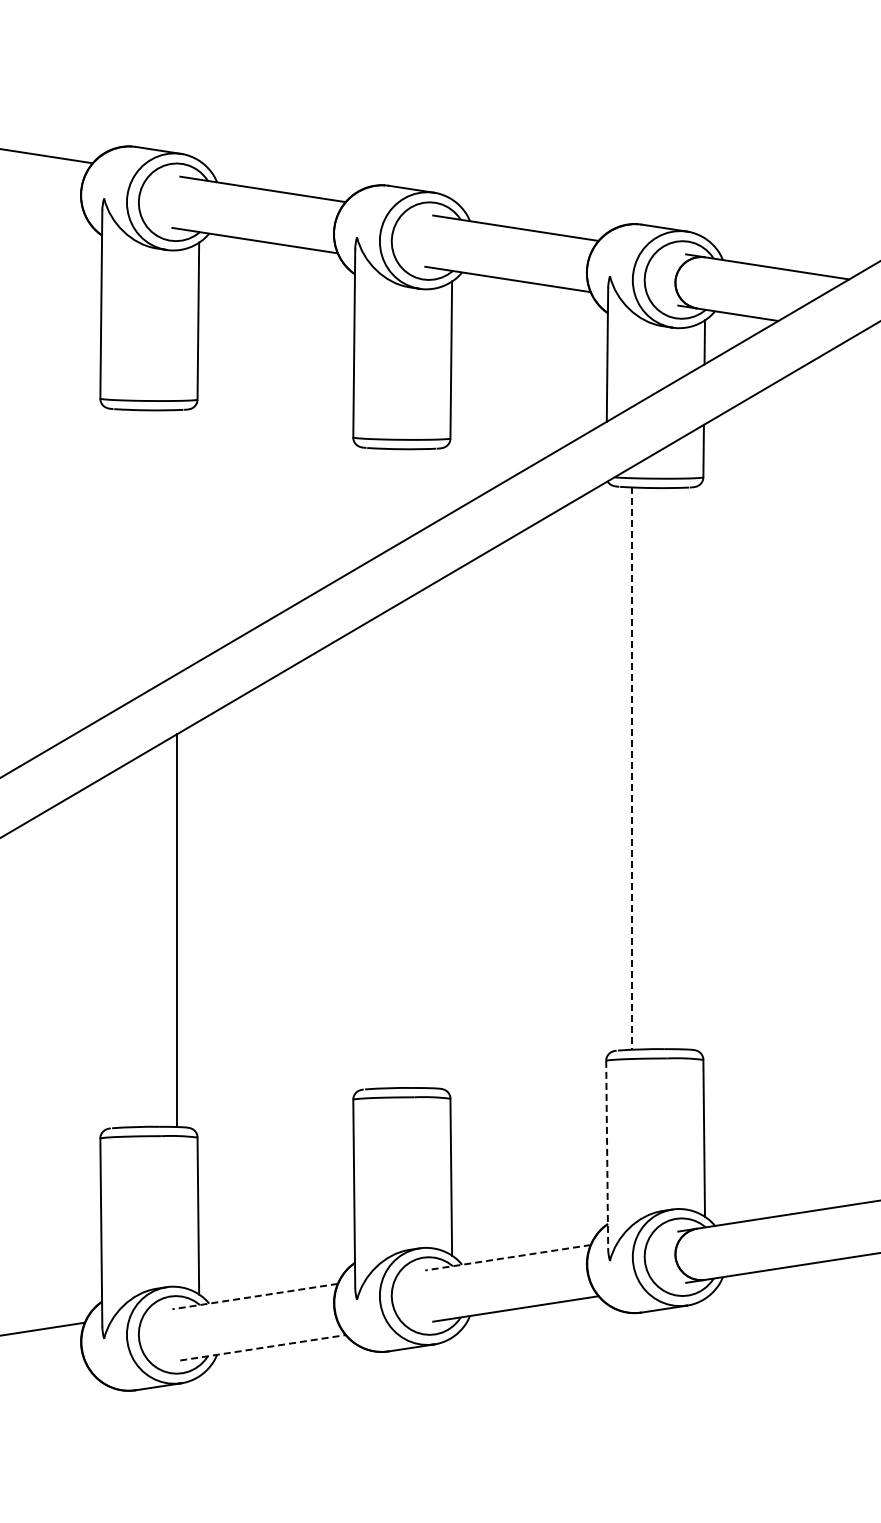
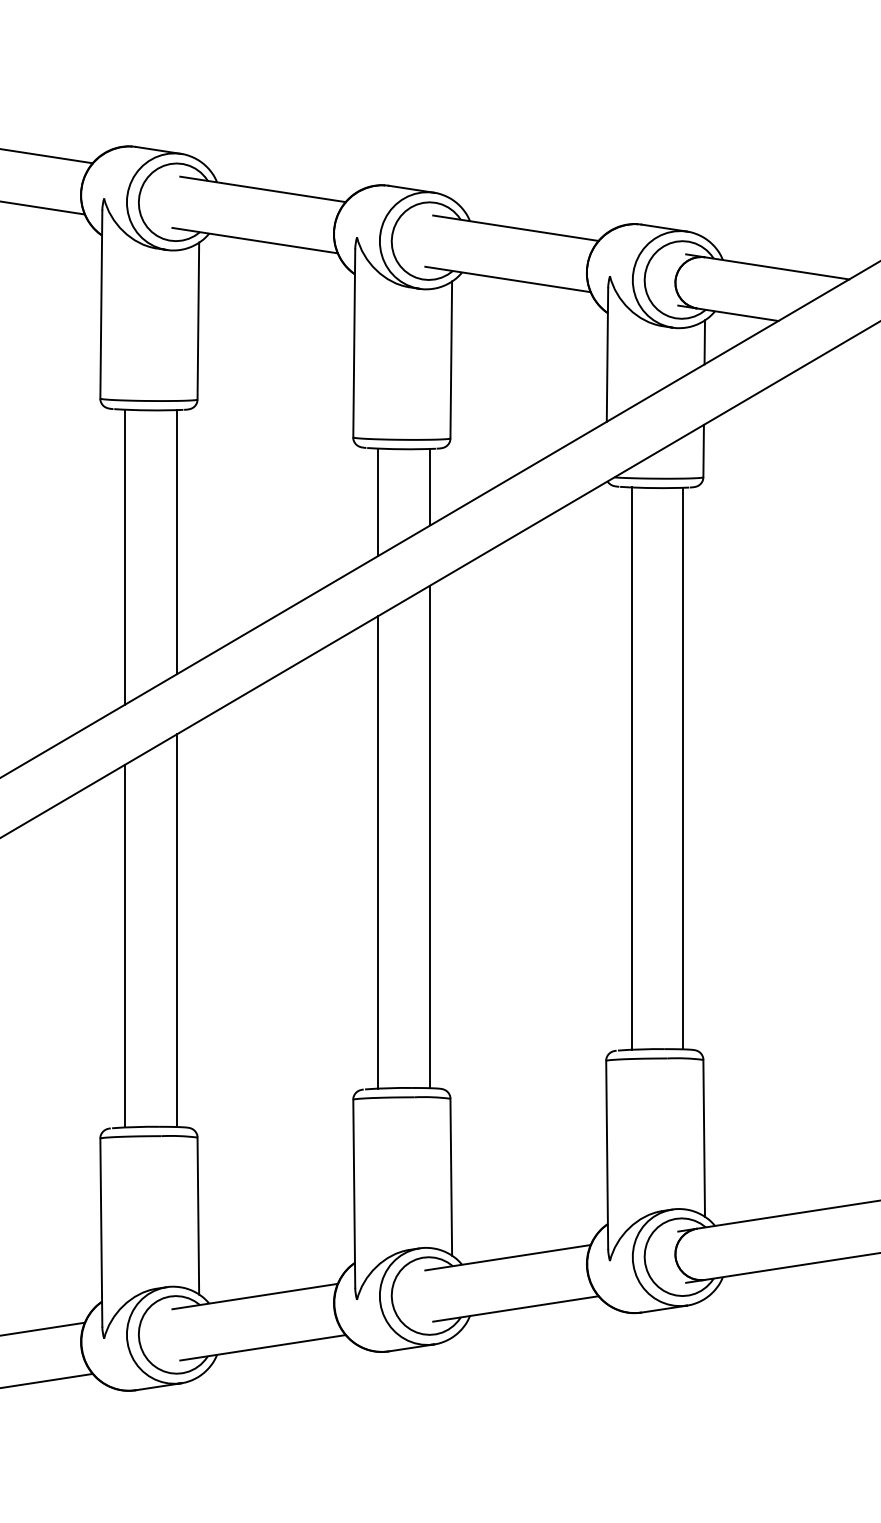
line: none -> present (43, 207)
line: none -> present (430, 486)
line: none -> present (378, 501)
line: none -> present (177, 542)
line: none -> present (125, 556)
line: none -> present (683, 768)
line: dashed -> solid (631, 769)
line: none -> present (430, 836)
line: none -> present (378, 852)
line: none -> present (125, 945)
line: dashed -> solid (607, 1155)
line: dashed -> solid (508, 1257)
line: dashed -> solid (255, 1296)
line: dashed -> solid (263, 1347)
line: none -> present (47, 1380)
